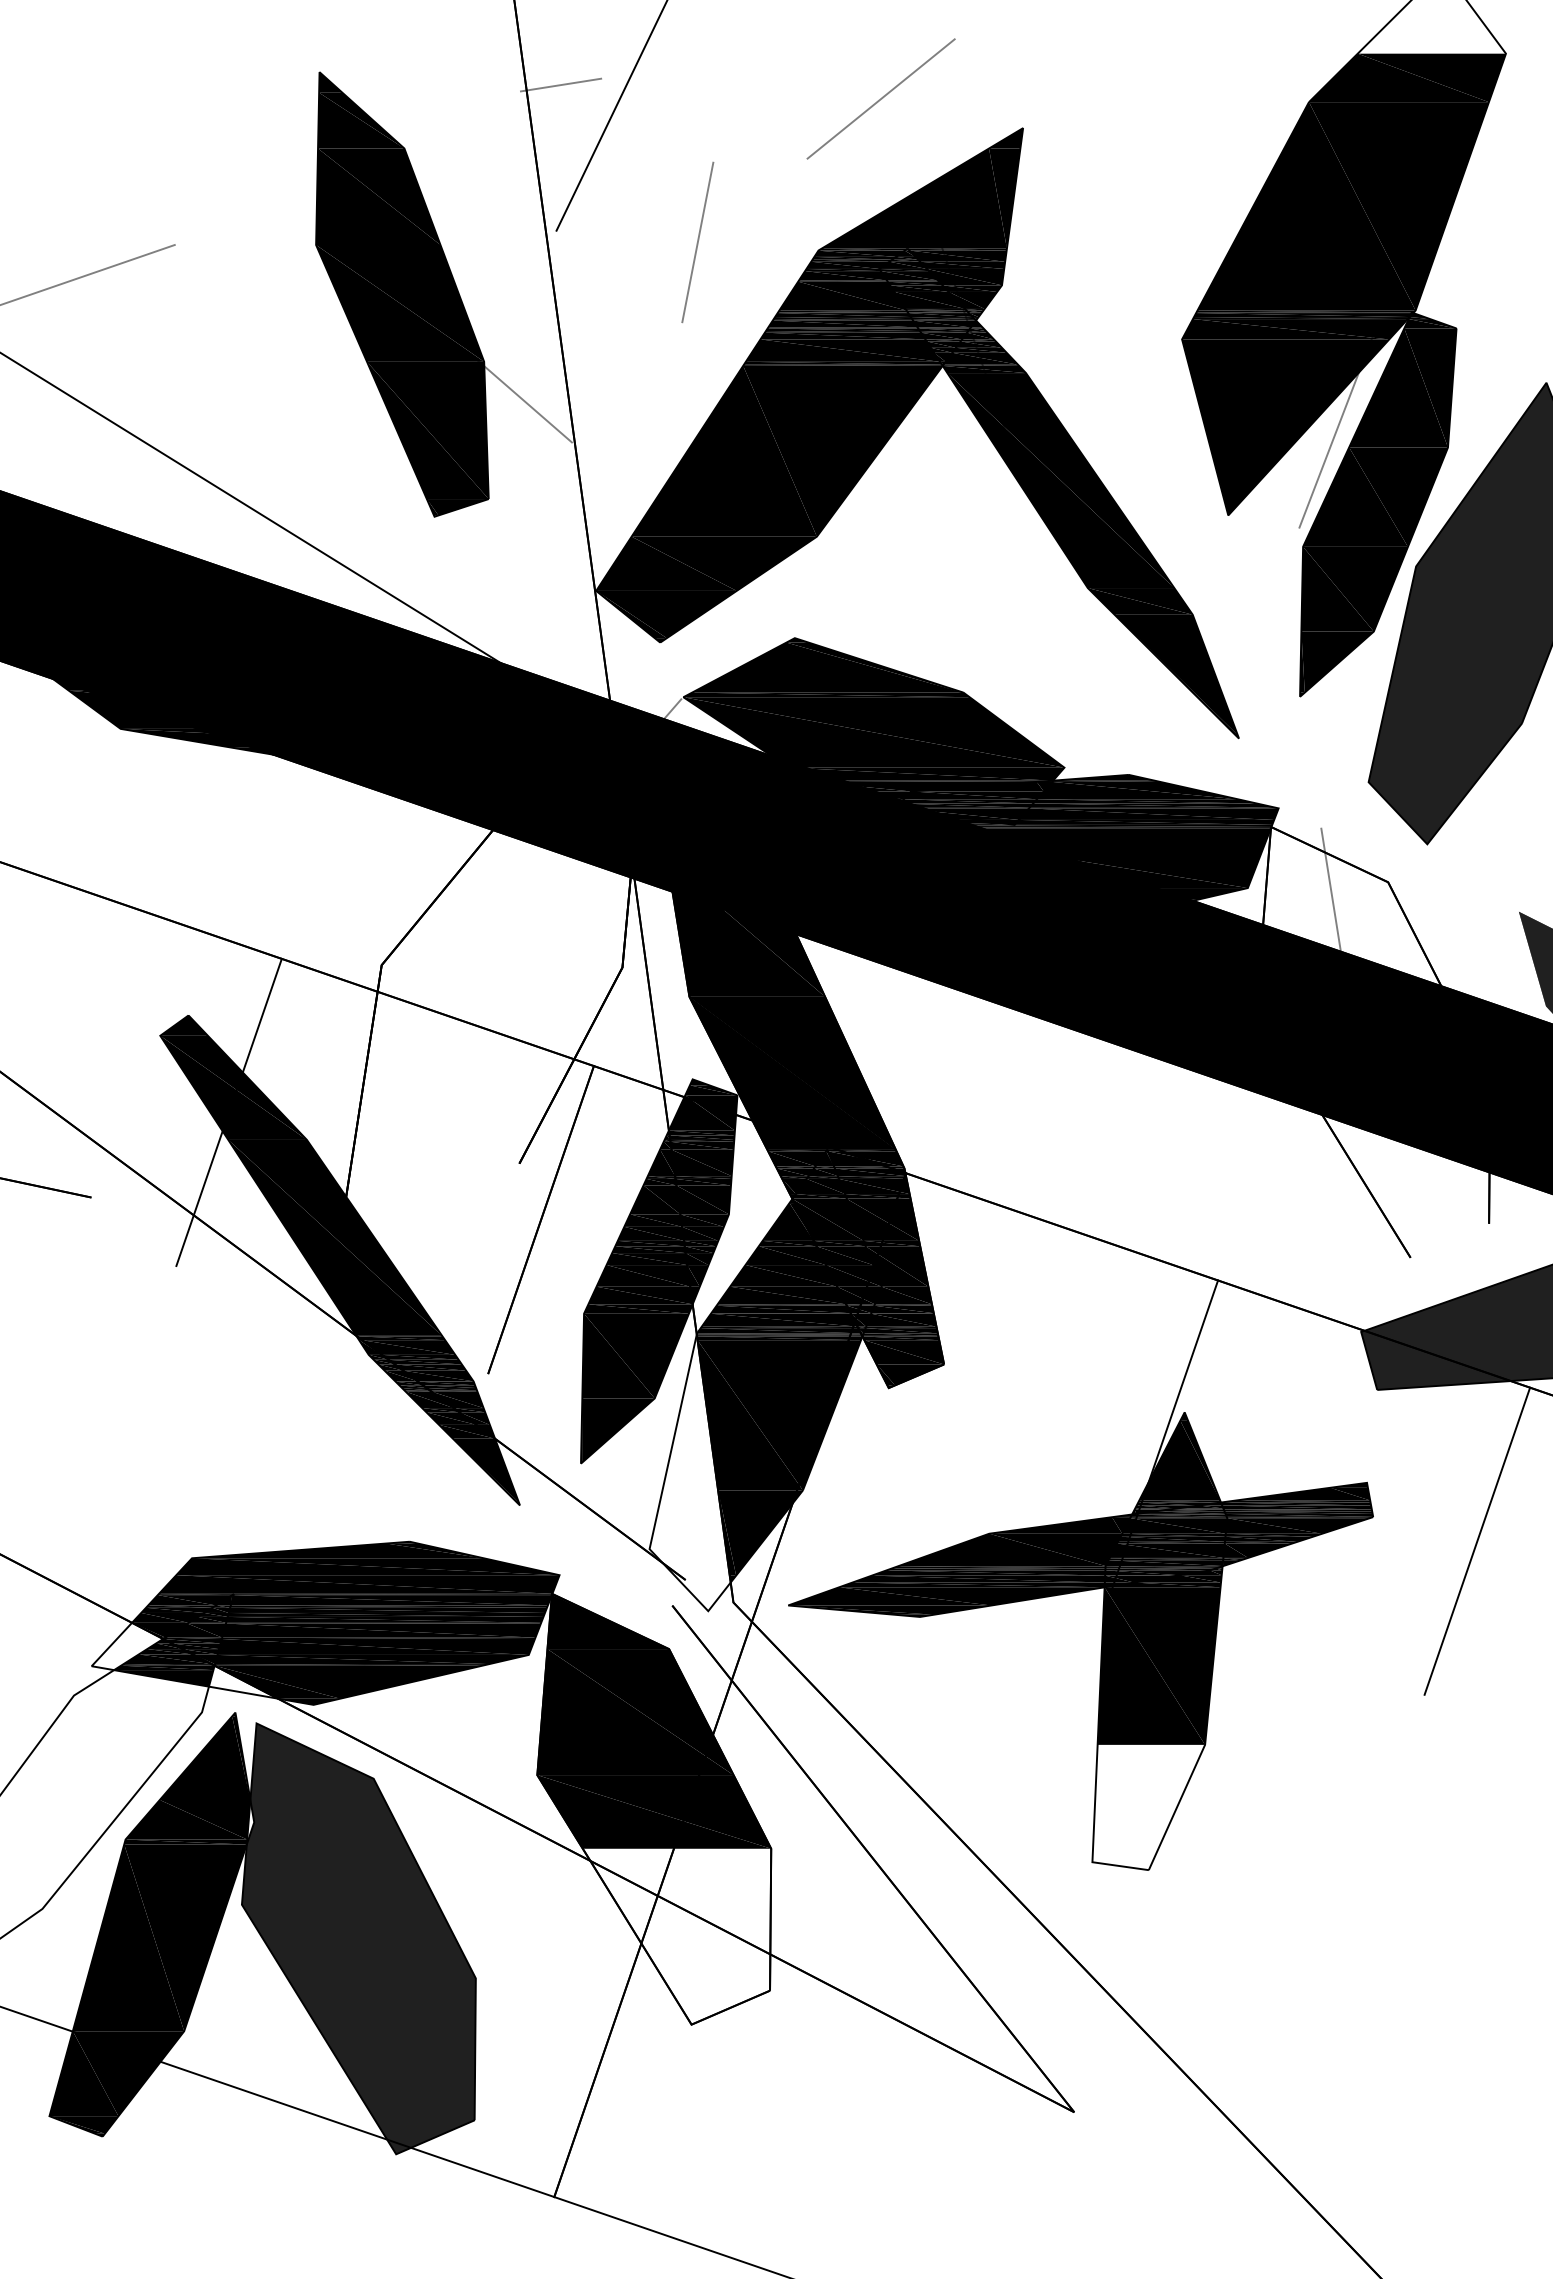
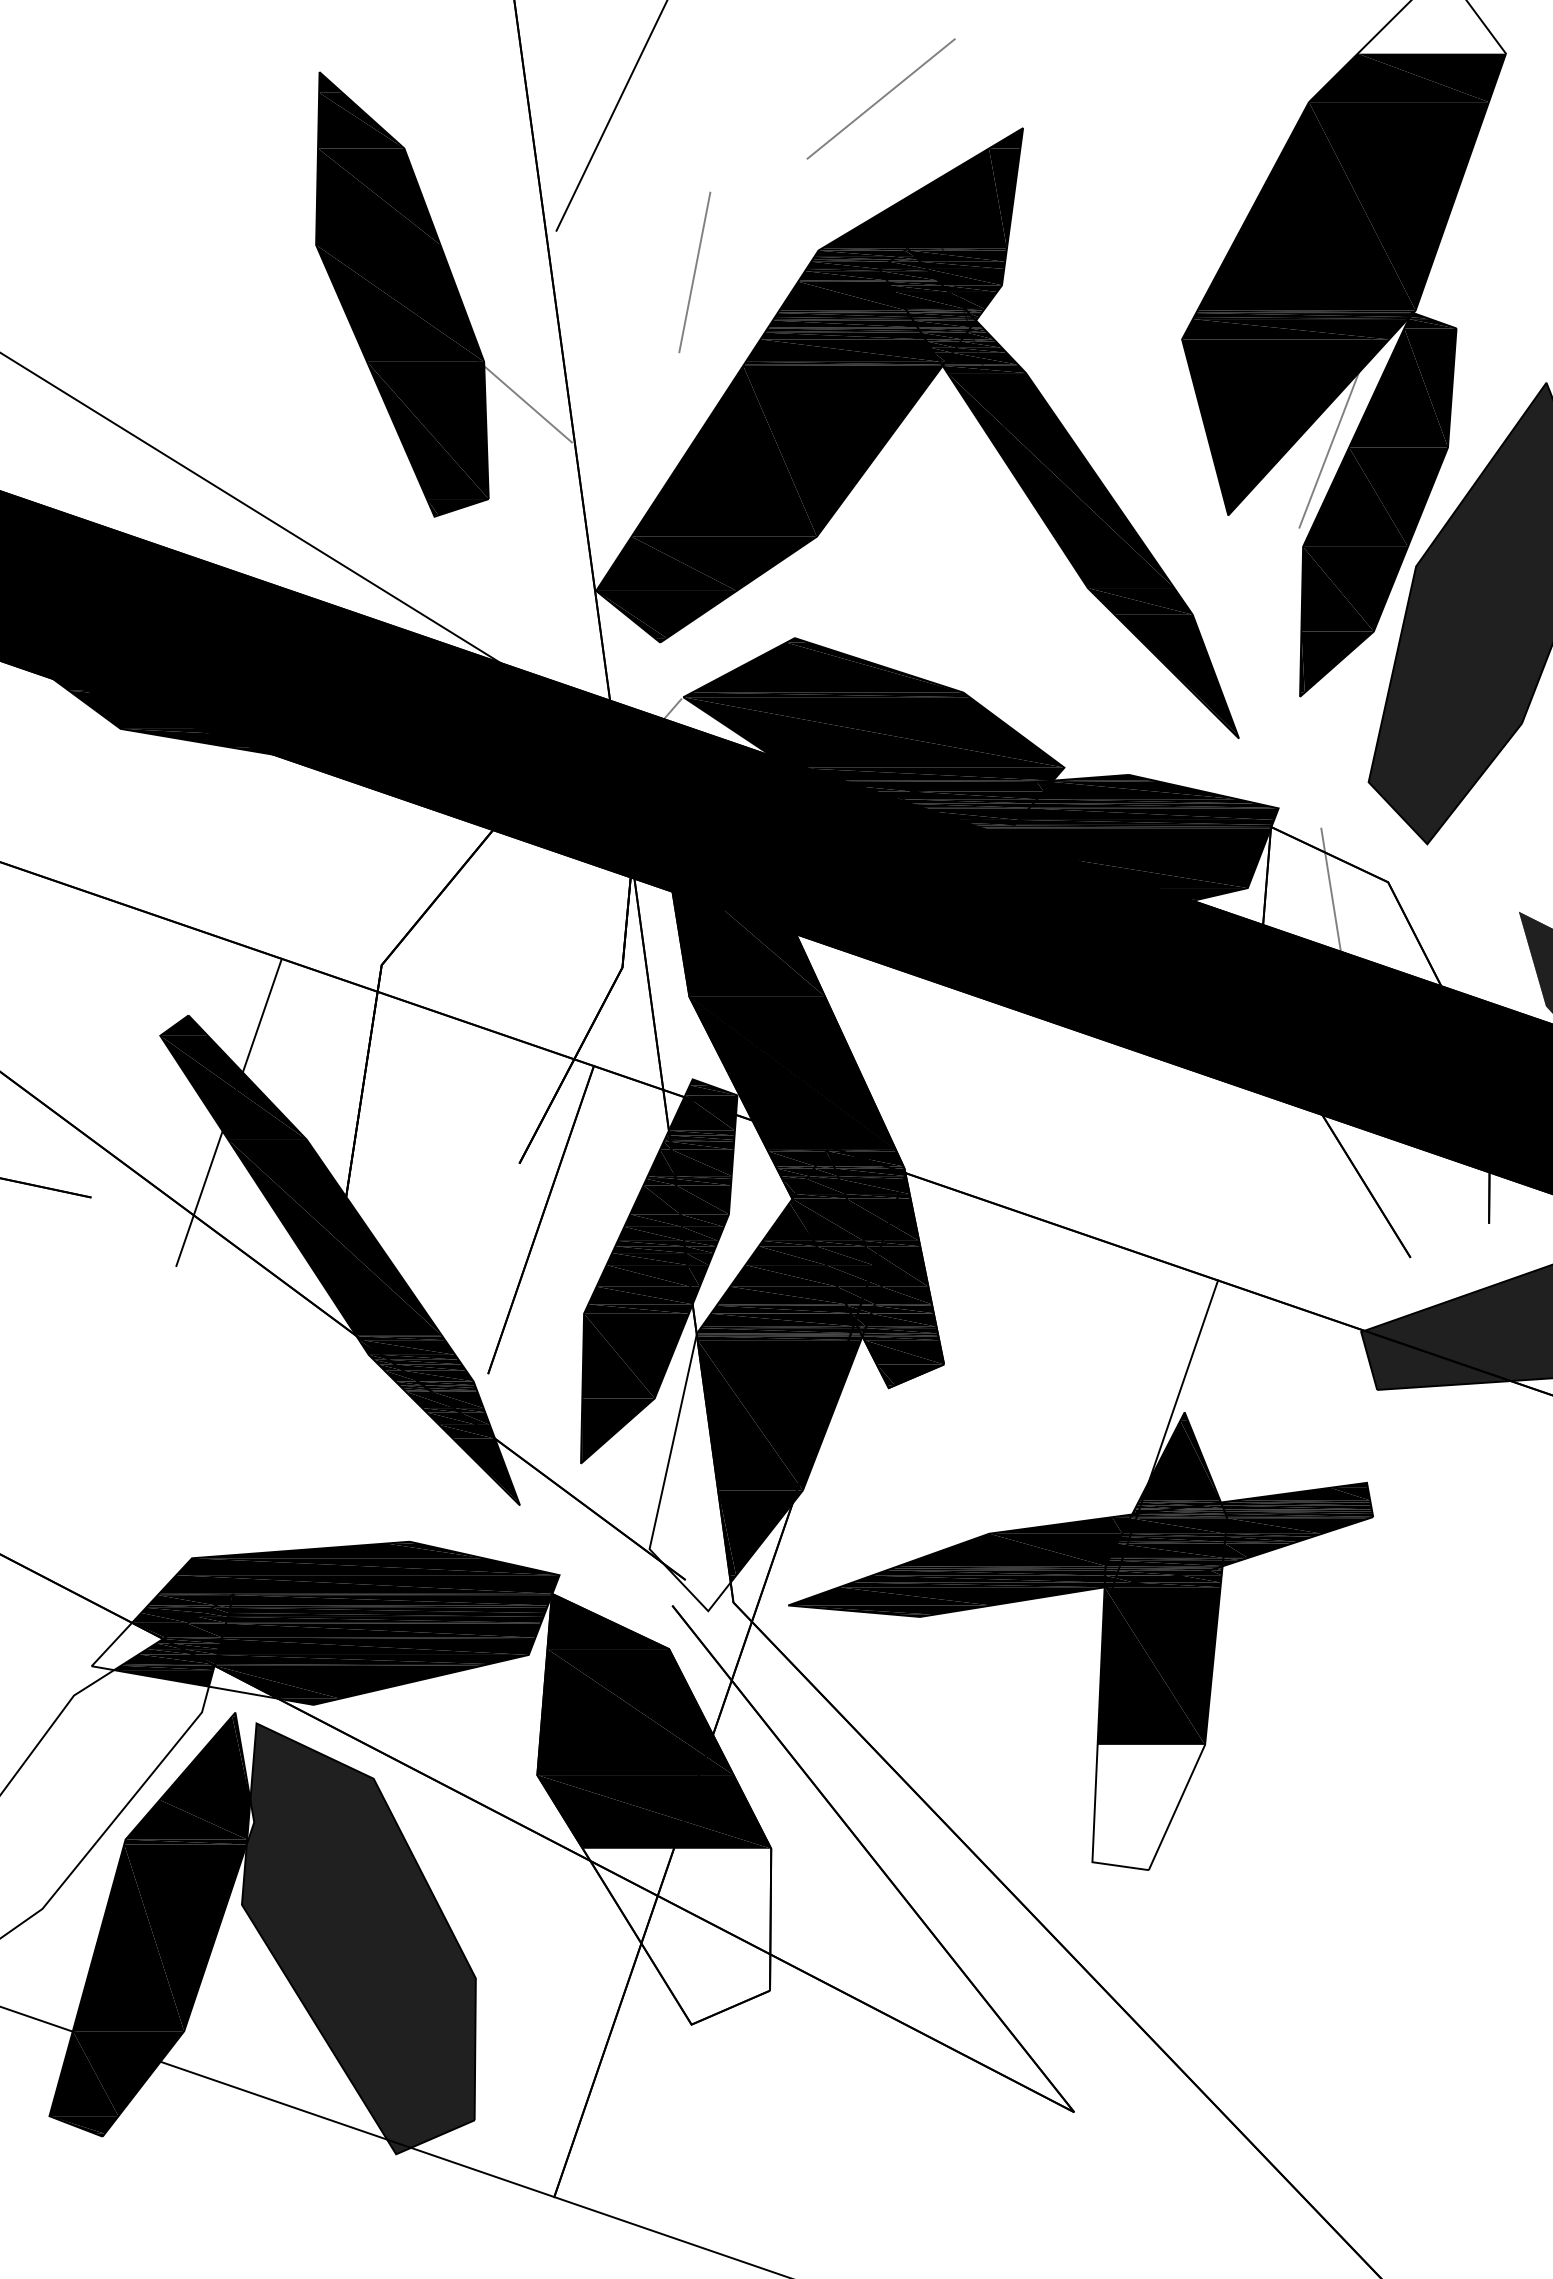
line: present -> none (560, 84)
line position: (697, 242) -> (694, 272) (694, 272)
line: present -> none (88, 274)
line: present -> none (1477, 1540)
